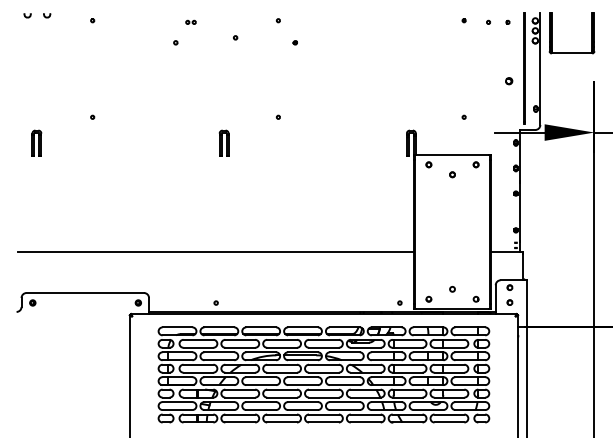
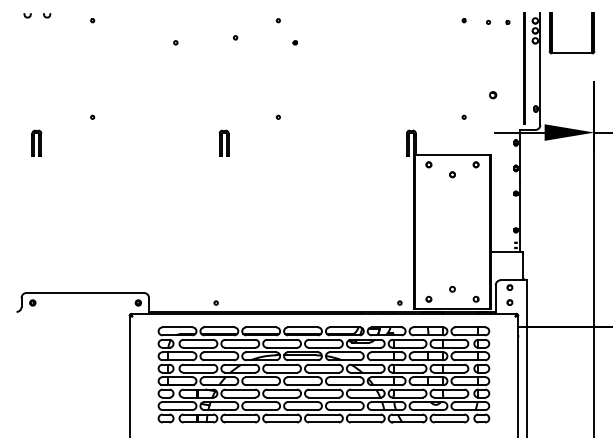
part: present -> none (190, 21)
part position: (509, 81) -> (493, 95) (493, 95)
line: present -> none (215, 251)
